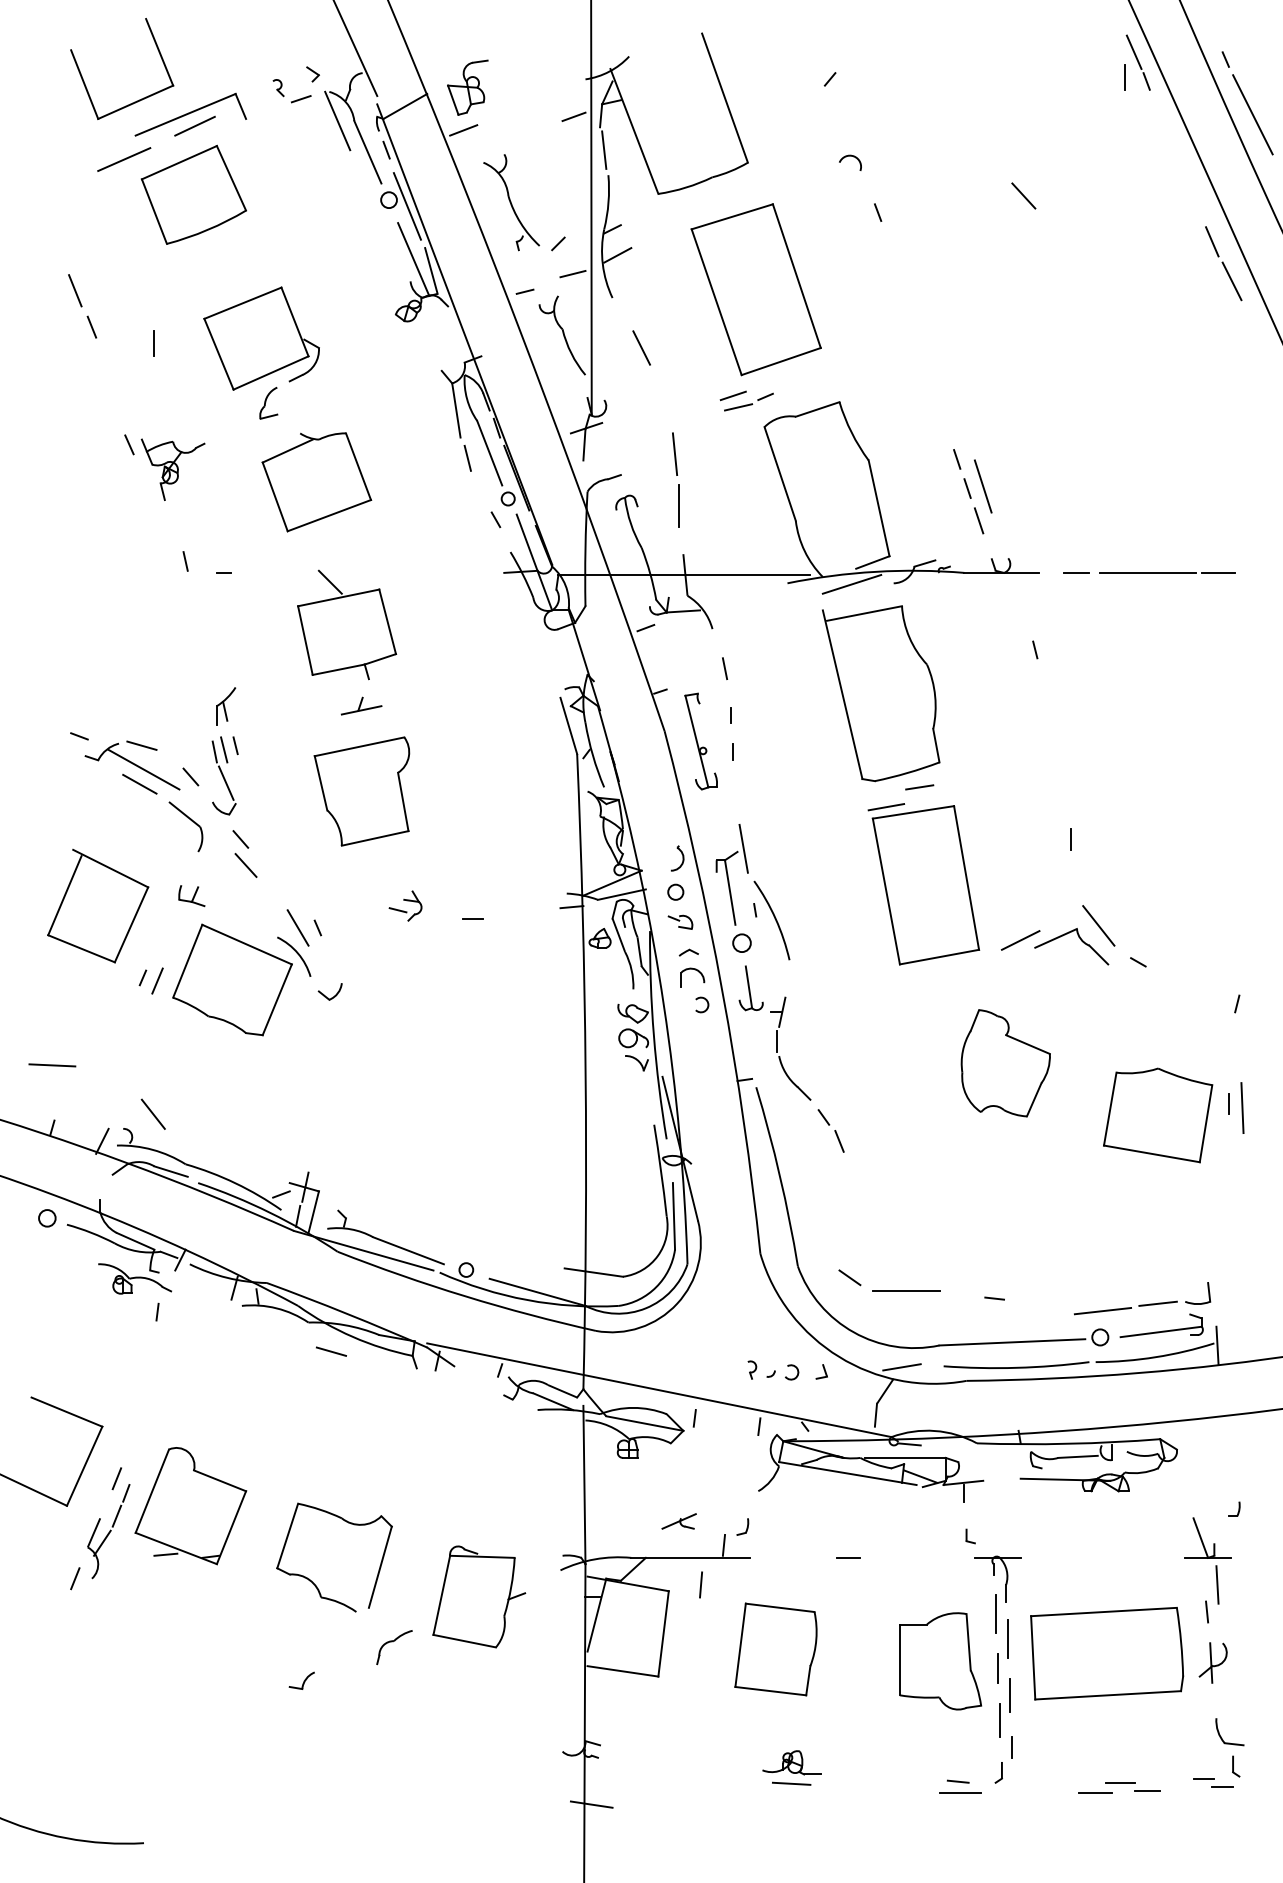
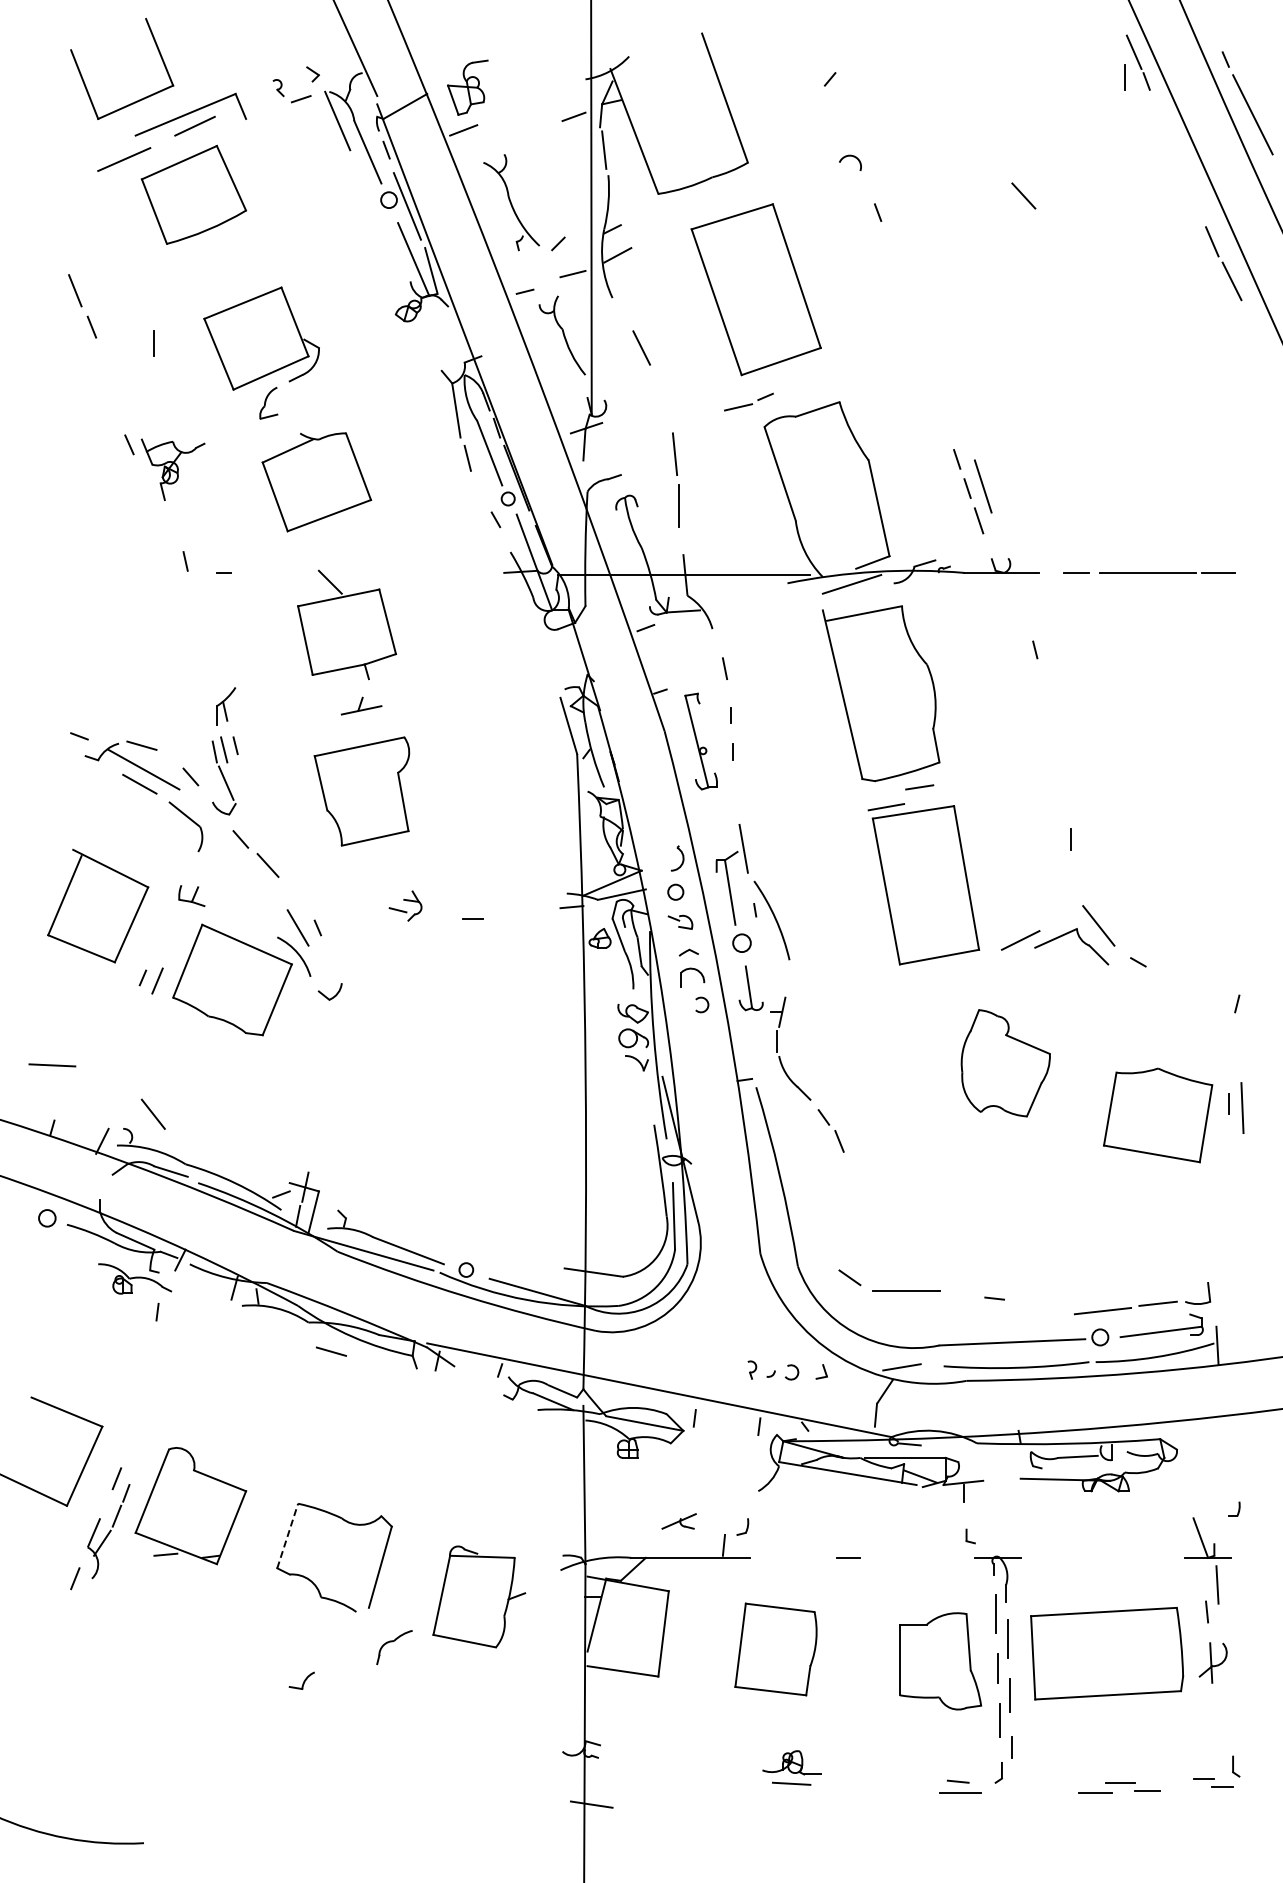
line: present -> none (732, 395)
line position: (245, 865) -> (267, 865) (267, 865)
line: solid -> dashed (287, 1536)
line: present -> none (701, 1584)
part: present -> none (1221, 1736)
